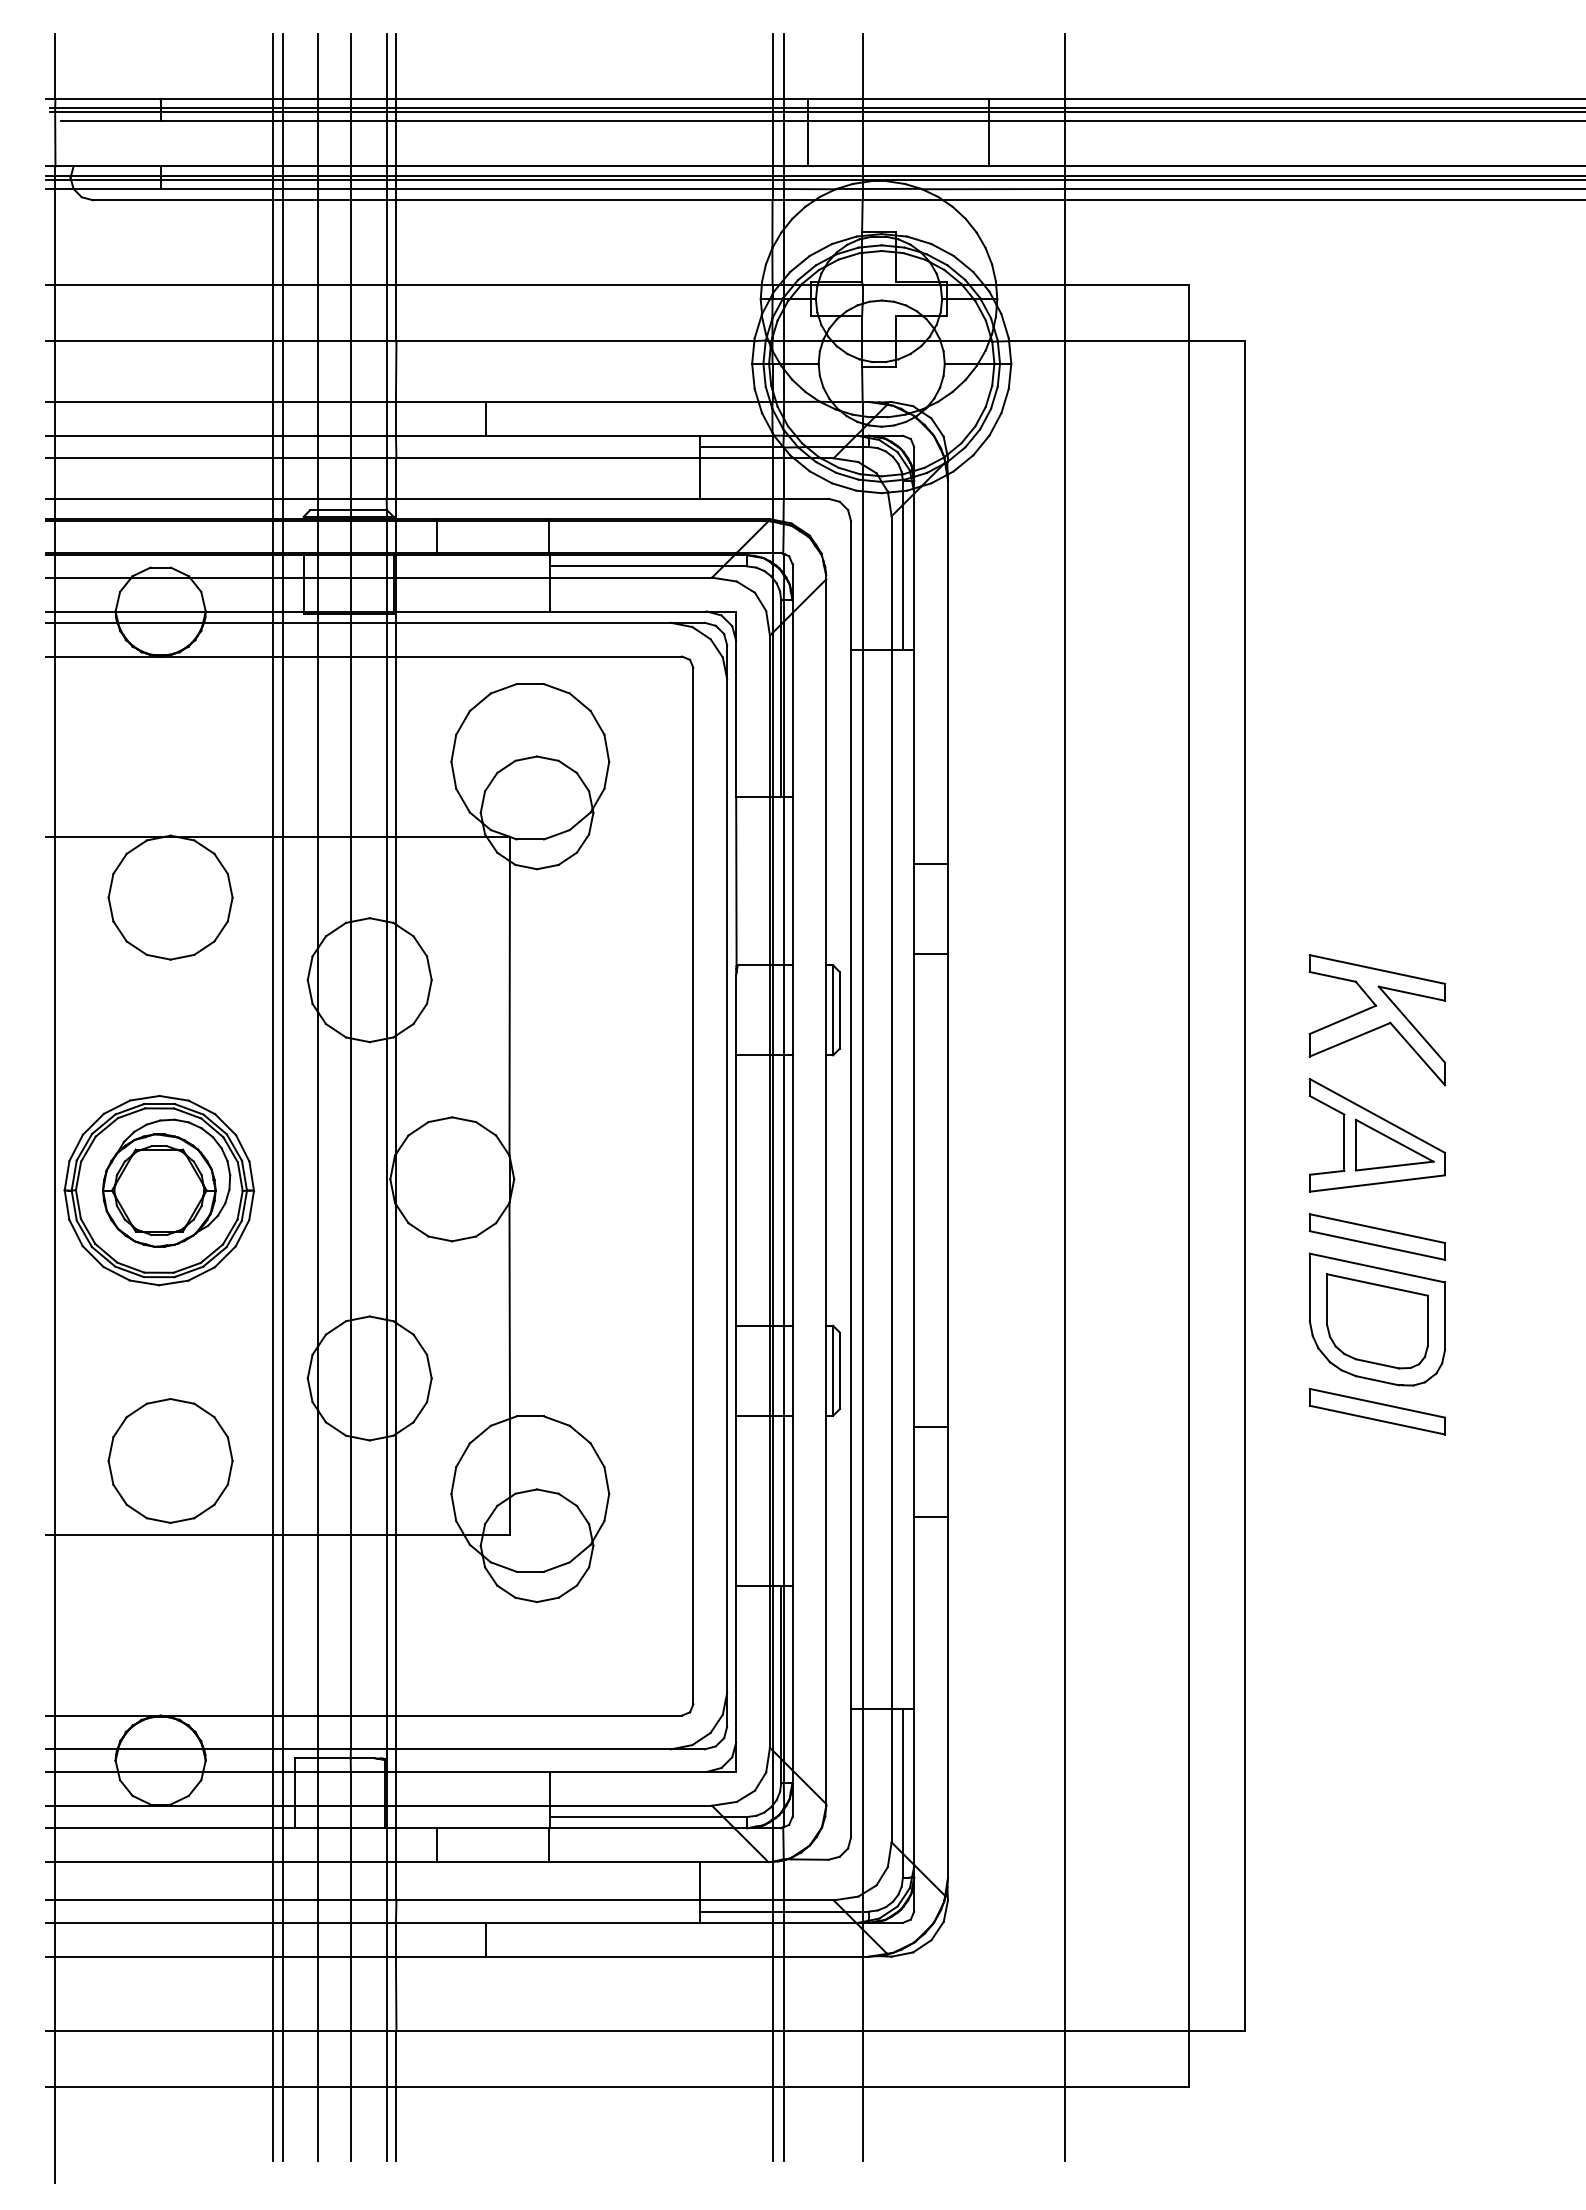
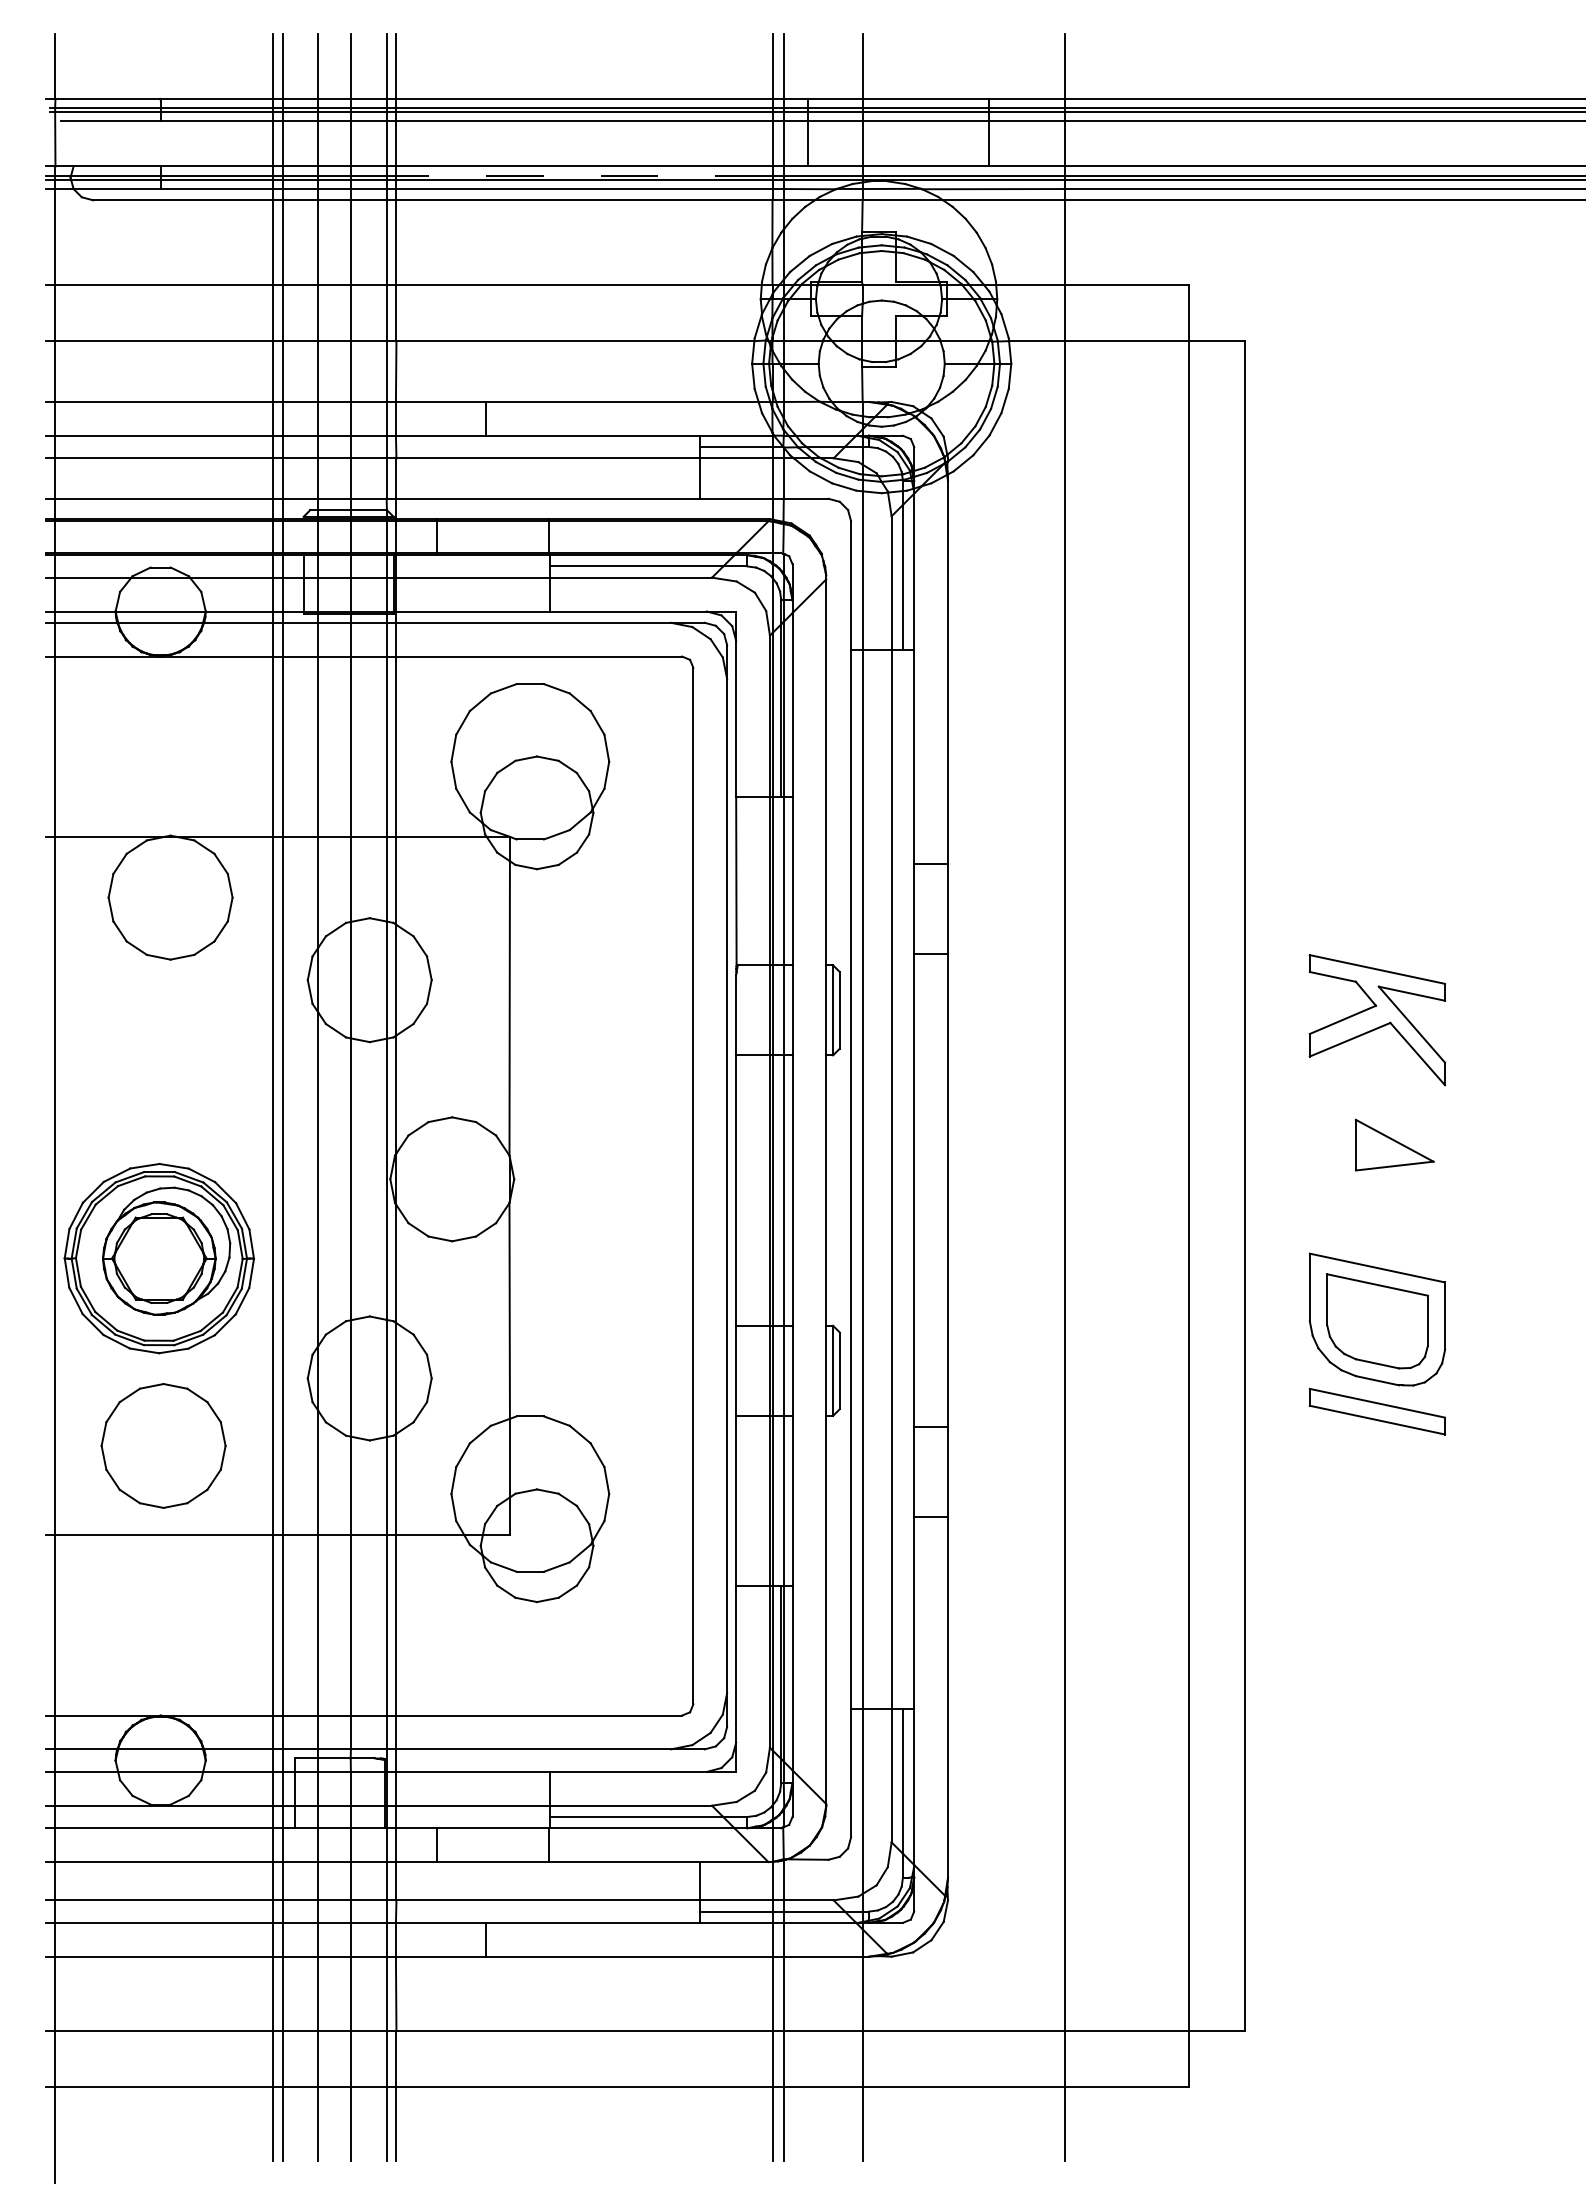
line: solid -> dashed (584, 175)
part: present -> none (1377, 1135)
part position: (158, 1190) -> (158, 1258) (158, 1258)
part: present -> none (1376, 1236)
part position: (170, 1460) -> (163, 1445) (163, 1445)
